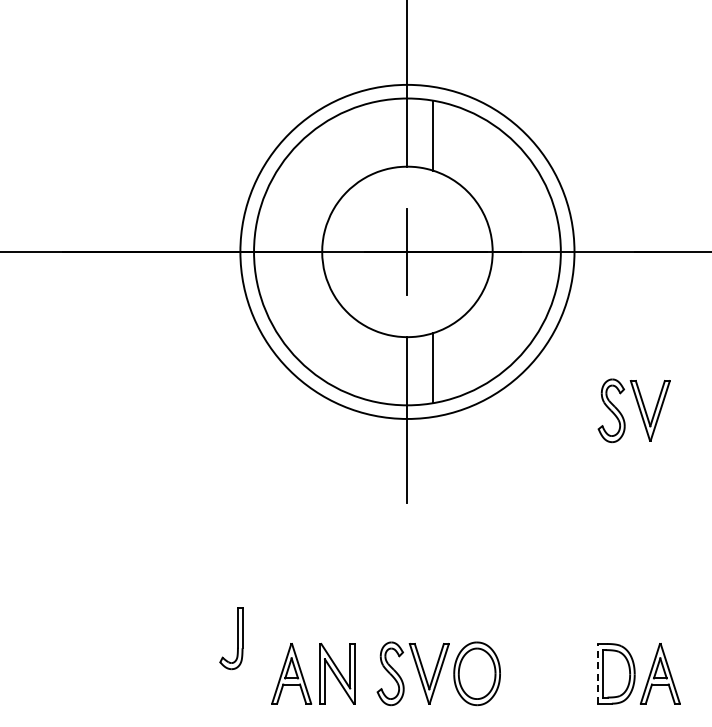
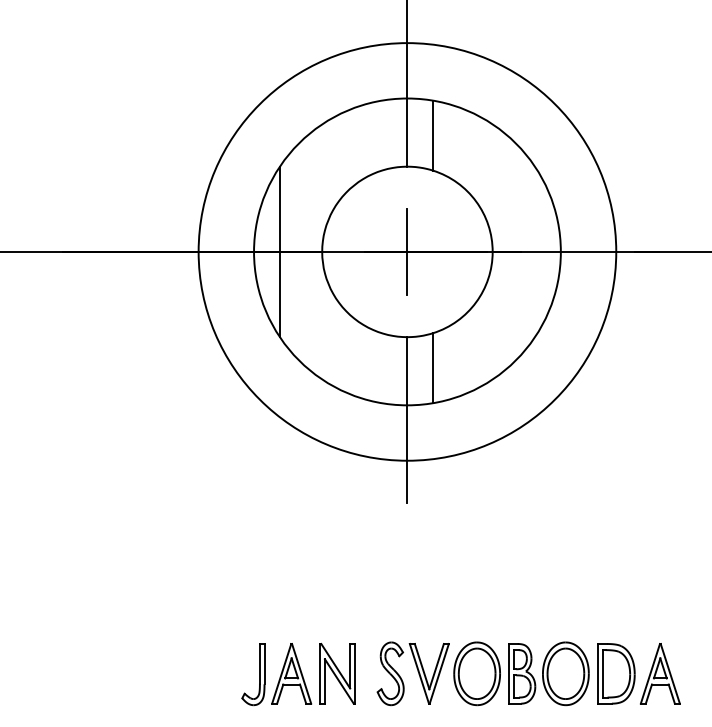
line: none -> present (279, 251)
circle diameter: 334 px -> 418 px (407, 251)
part: present -> none (633, 410)
part position: (231, 638) -> (253, 674) (253, 674)
part: none -> present (548, 673)
line: dashed -> solid (598, 673)
